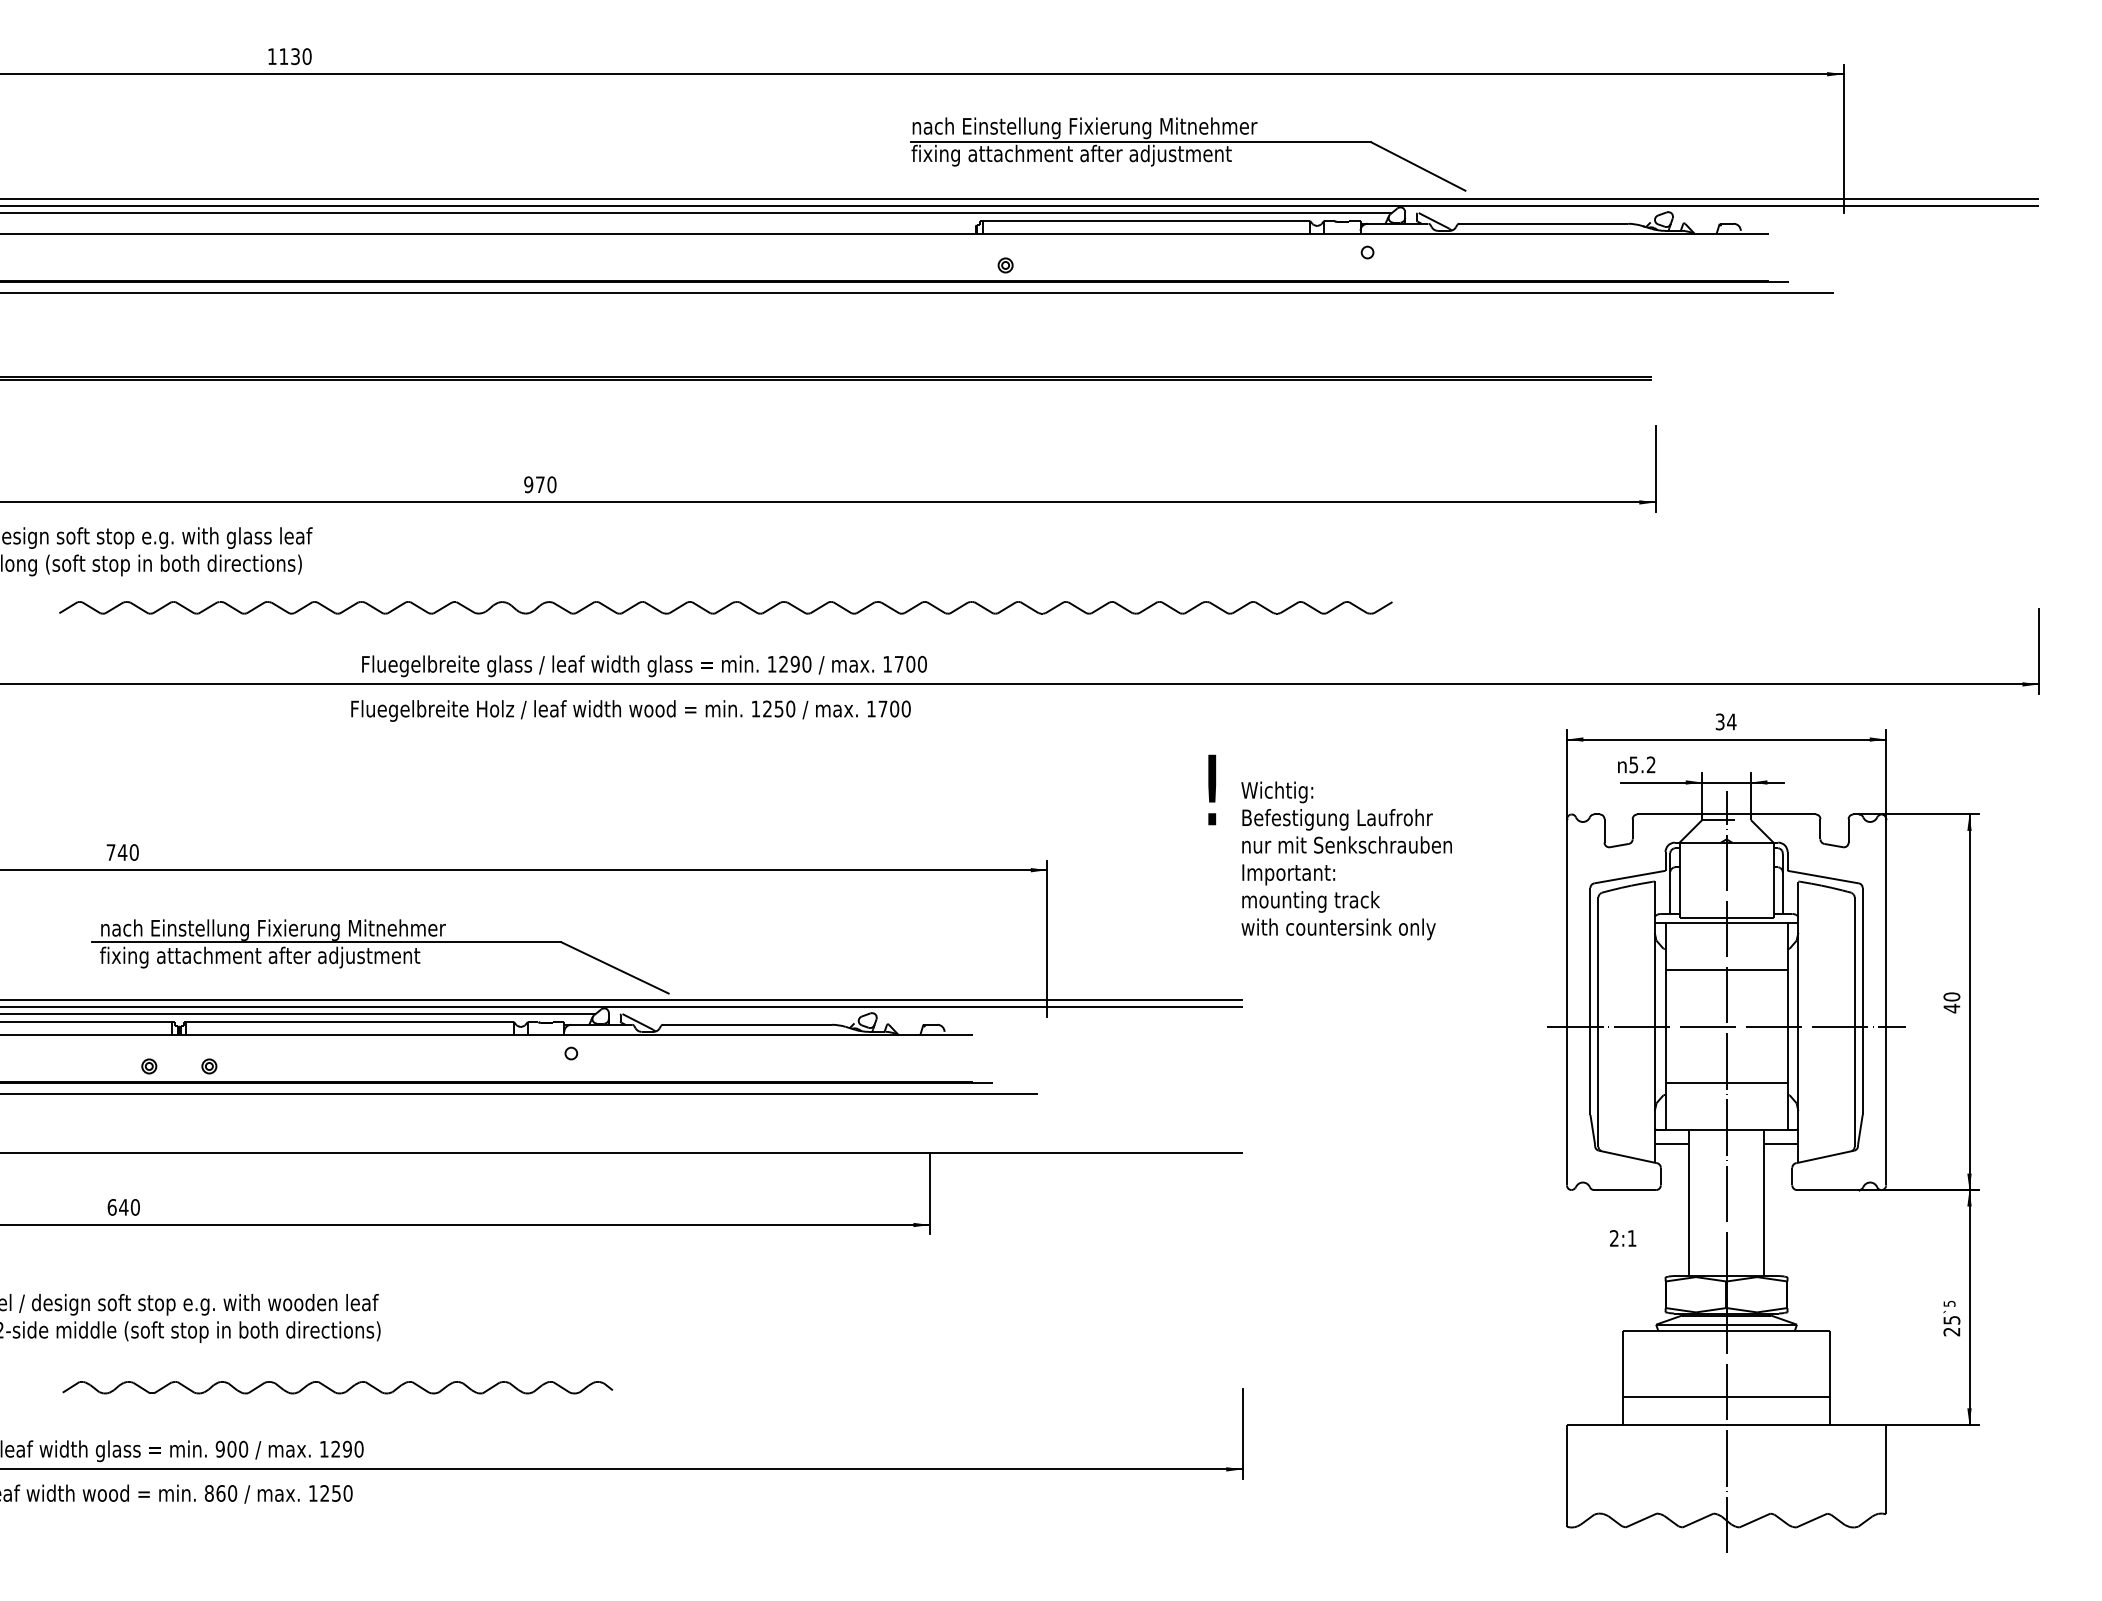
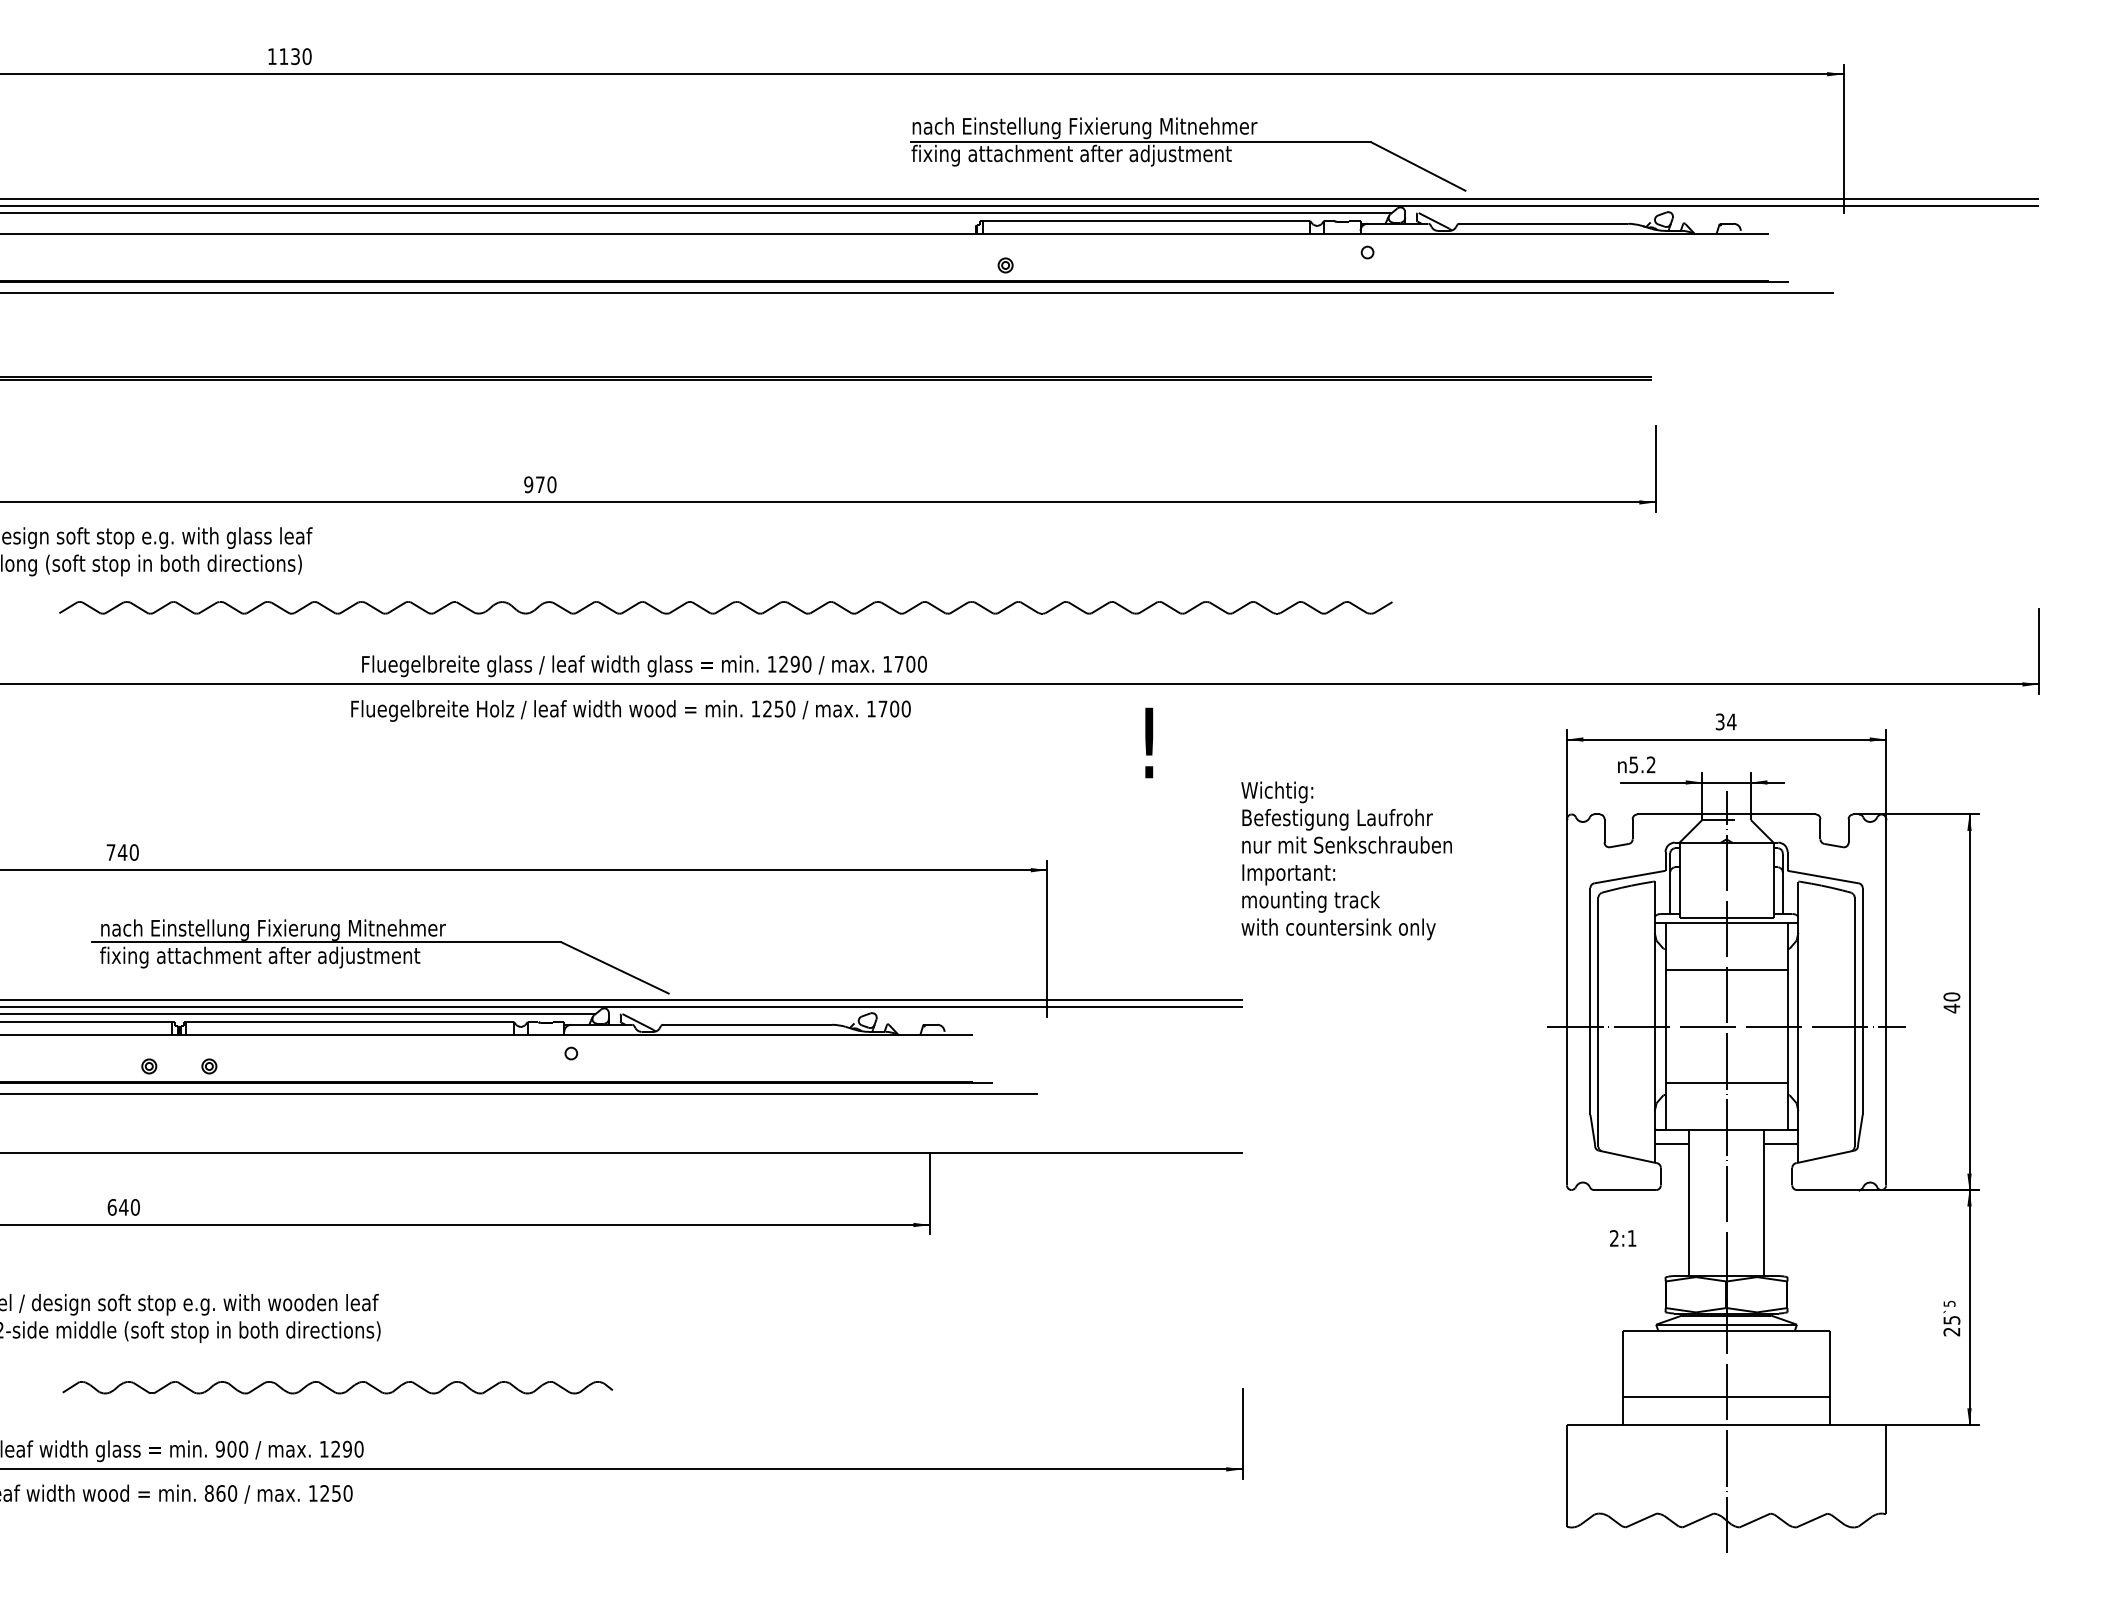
text position: (1212, 789) -> (1149, 742) (1149, 742)
